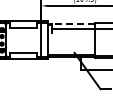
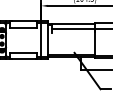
line: dashed -> solid (73, 23)
